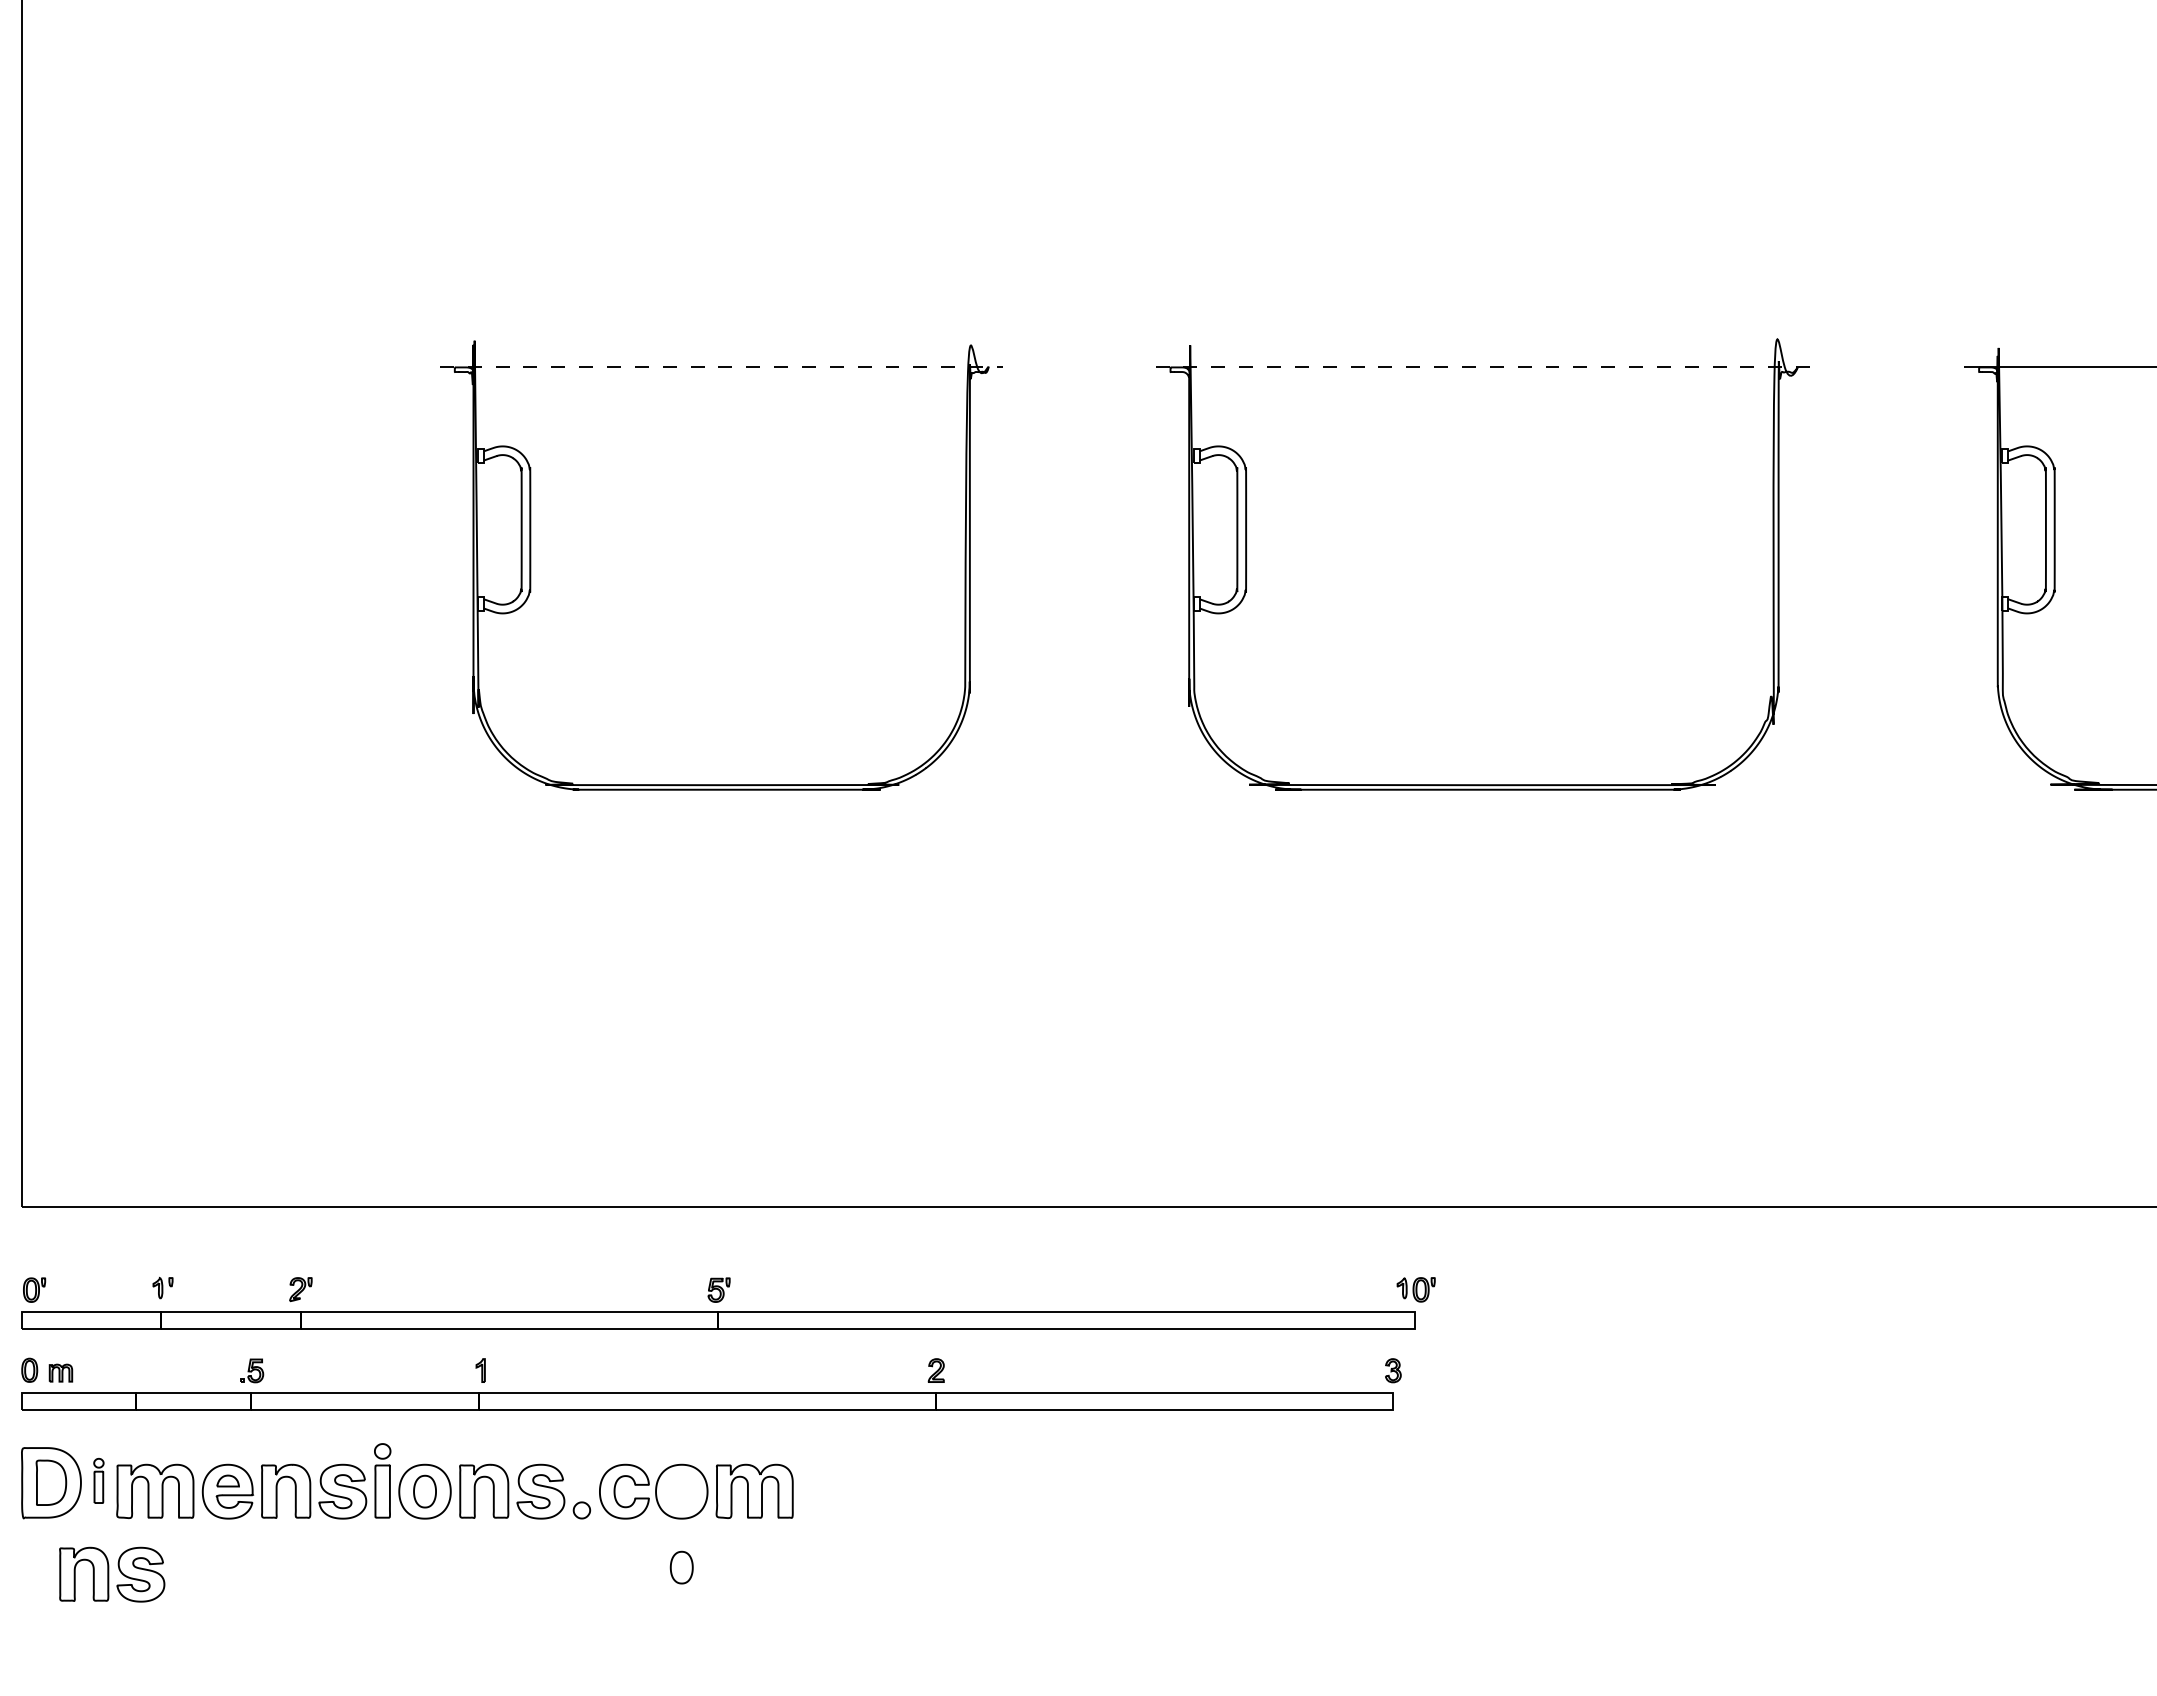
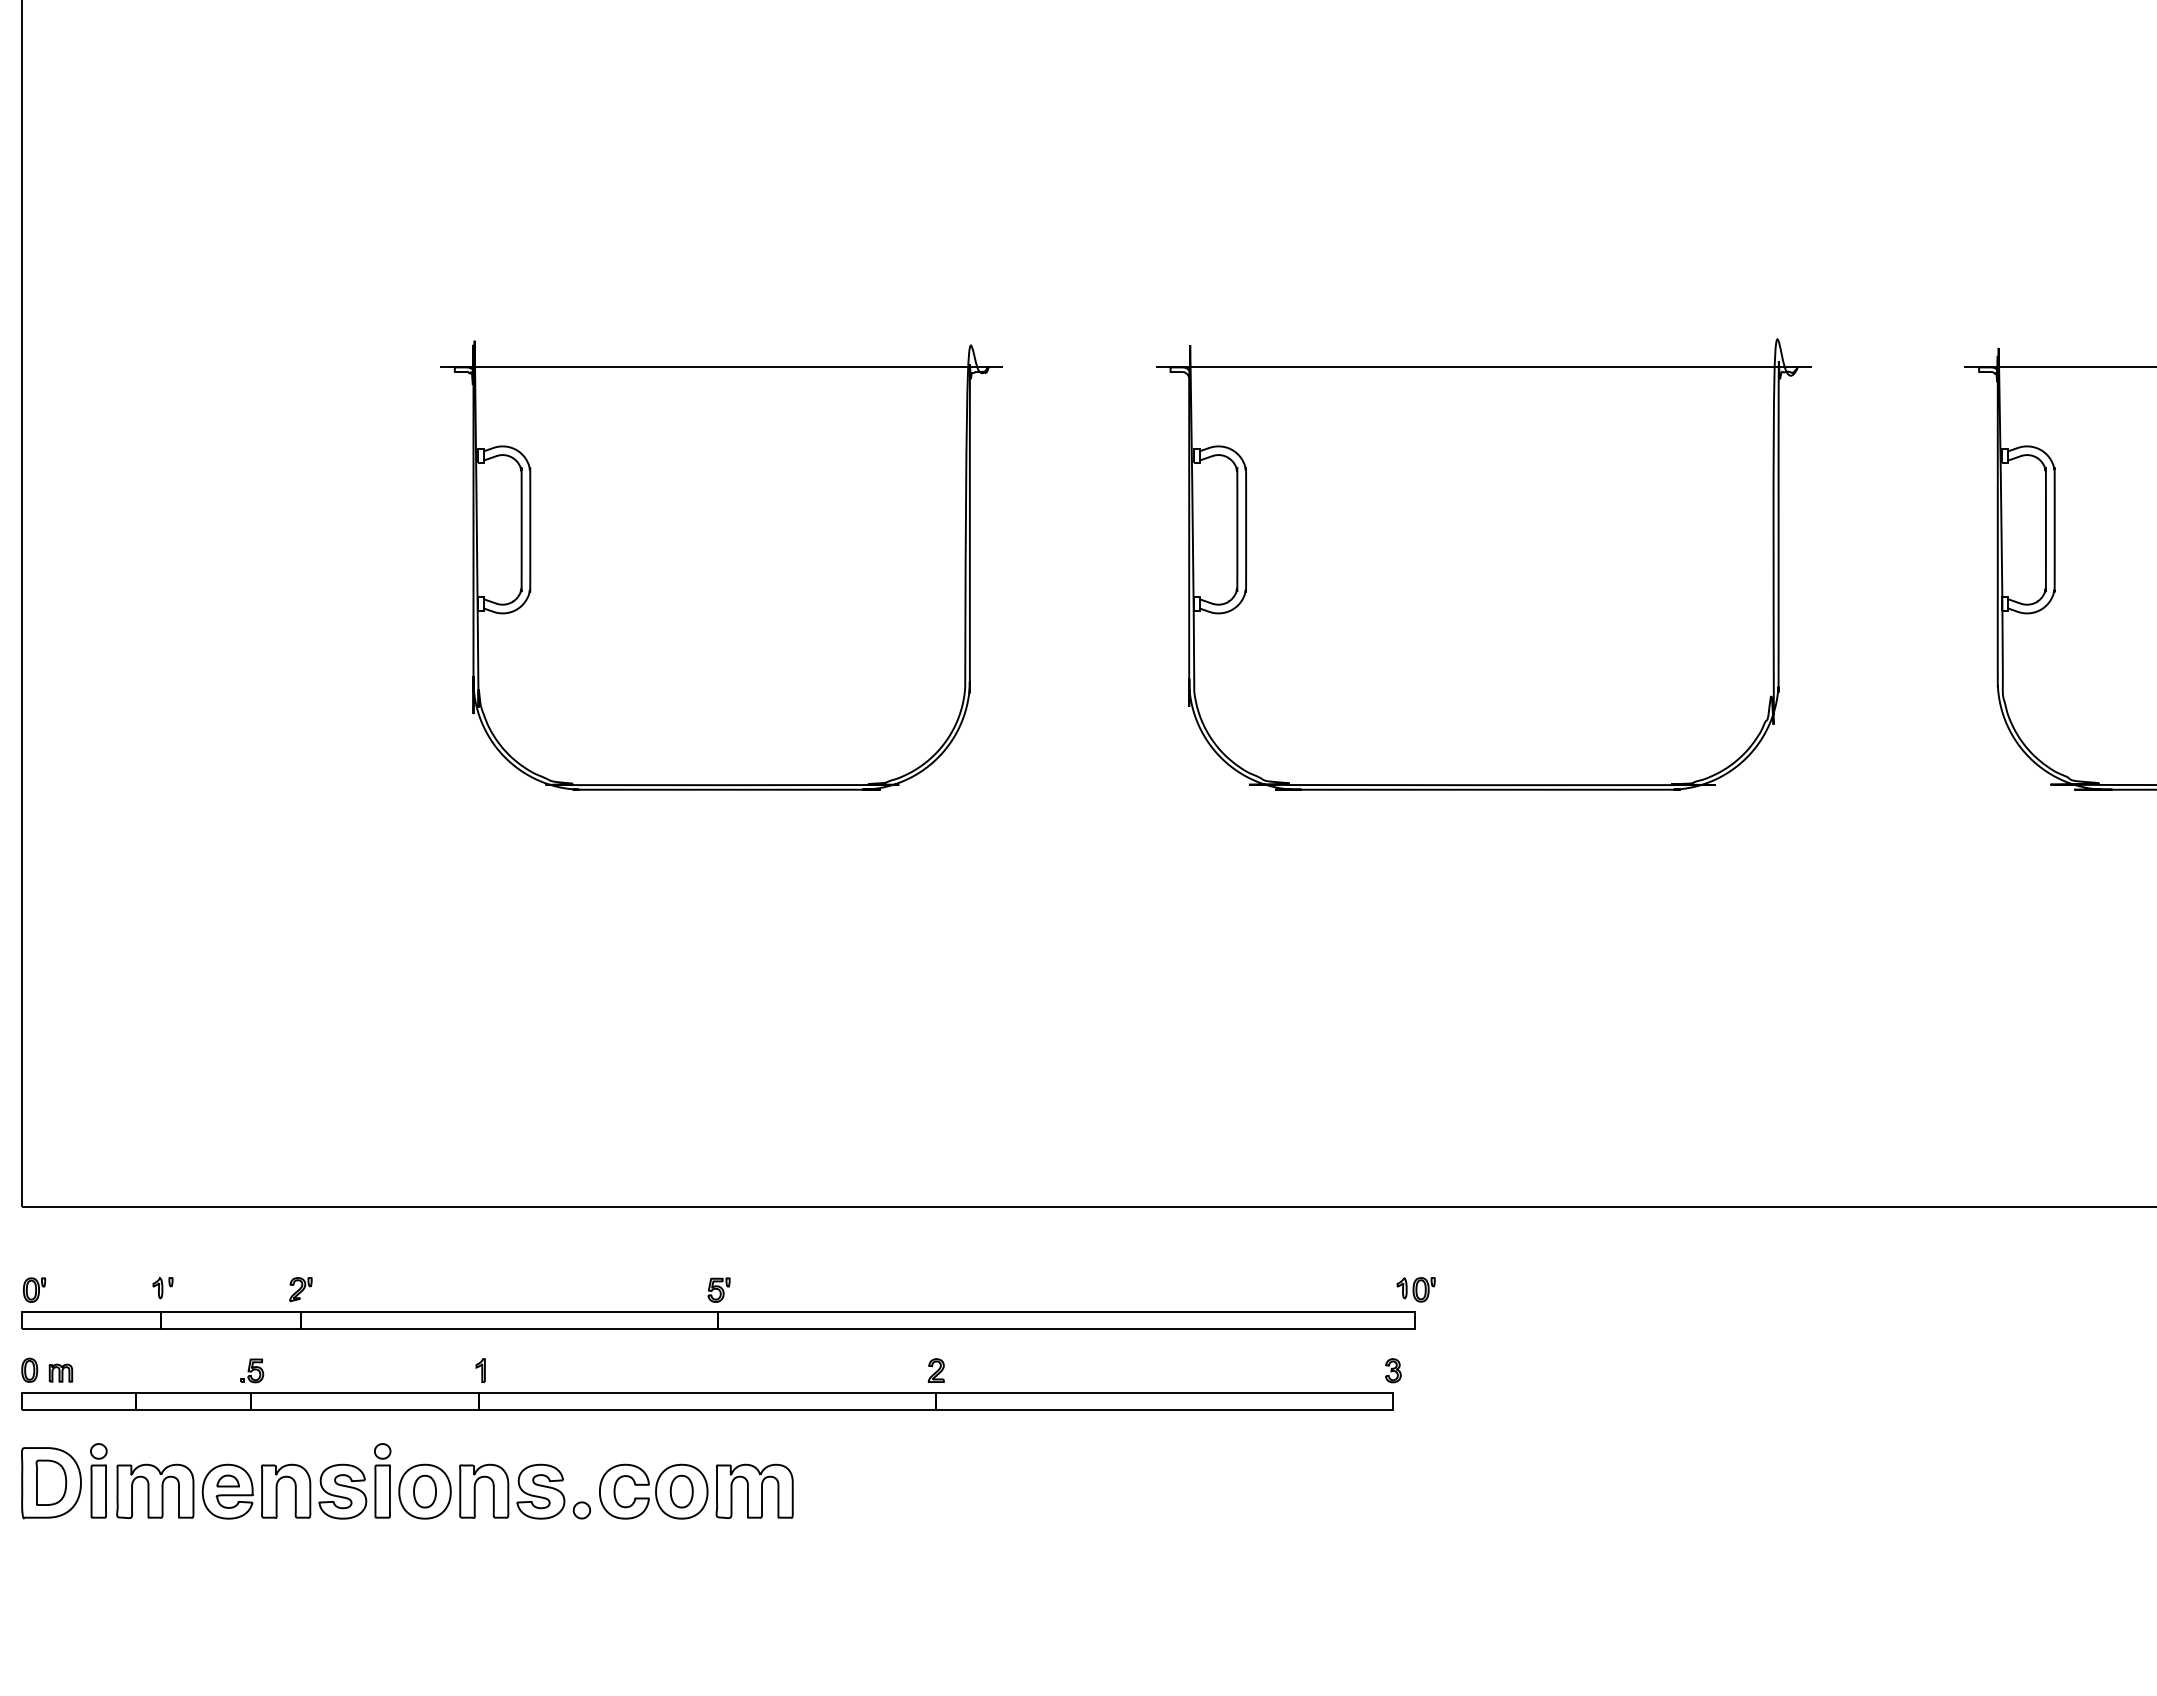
line: dashed -> solid (721, 367)
line: dashed -> solid (1484, 367)
part size: 12x46 px -> 18x76 px (98, 1480)
part position: (681, 1567) -> (681, 1491) (681, 1491)
part: present -> none (112, 1574)
